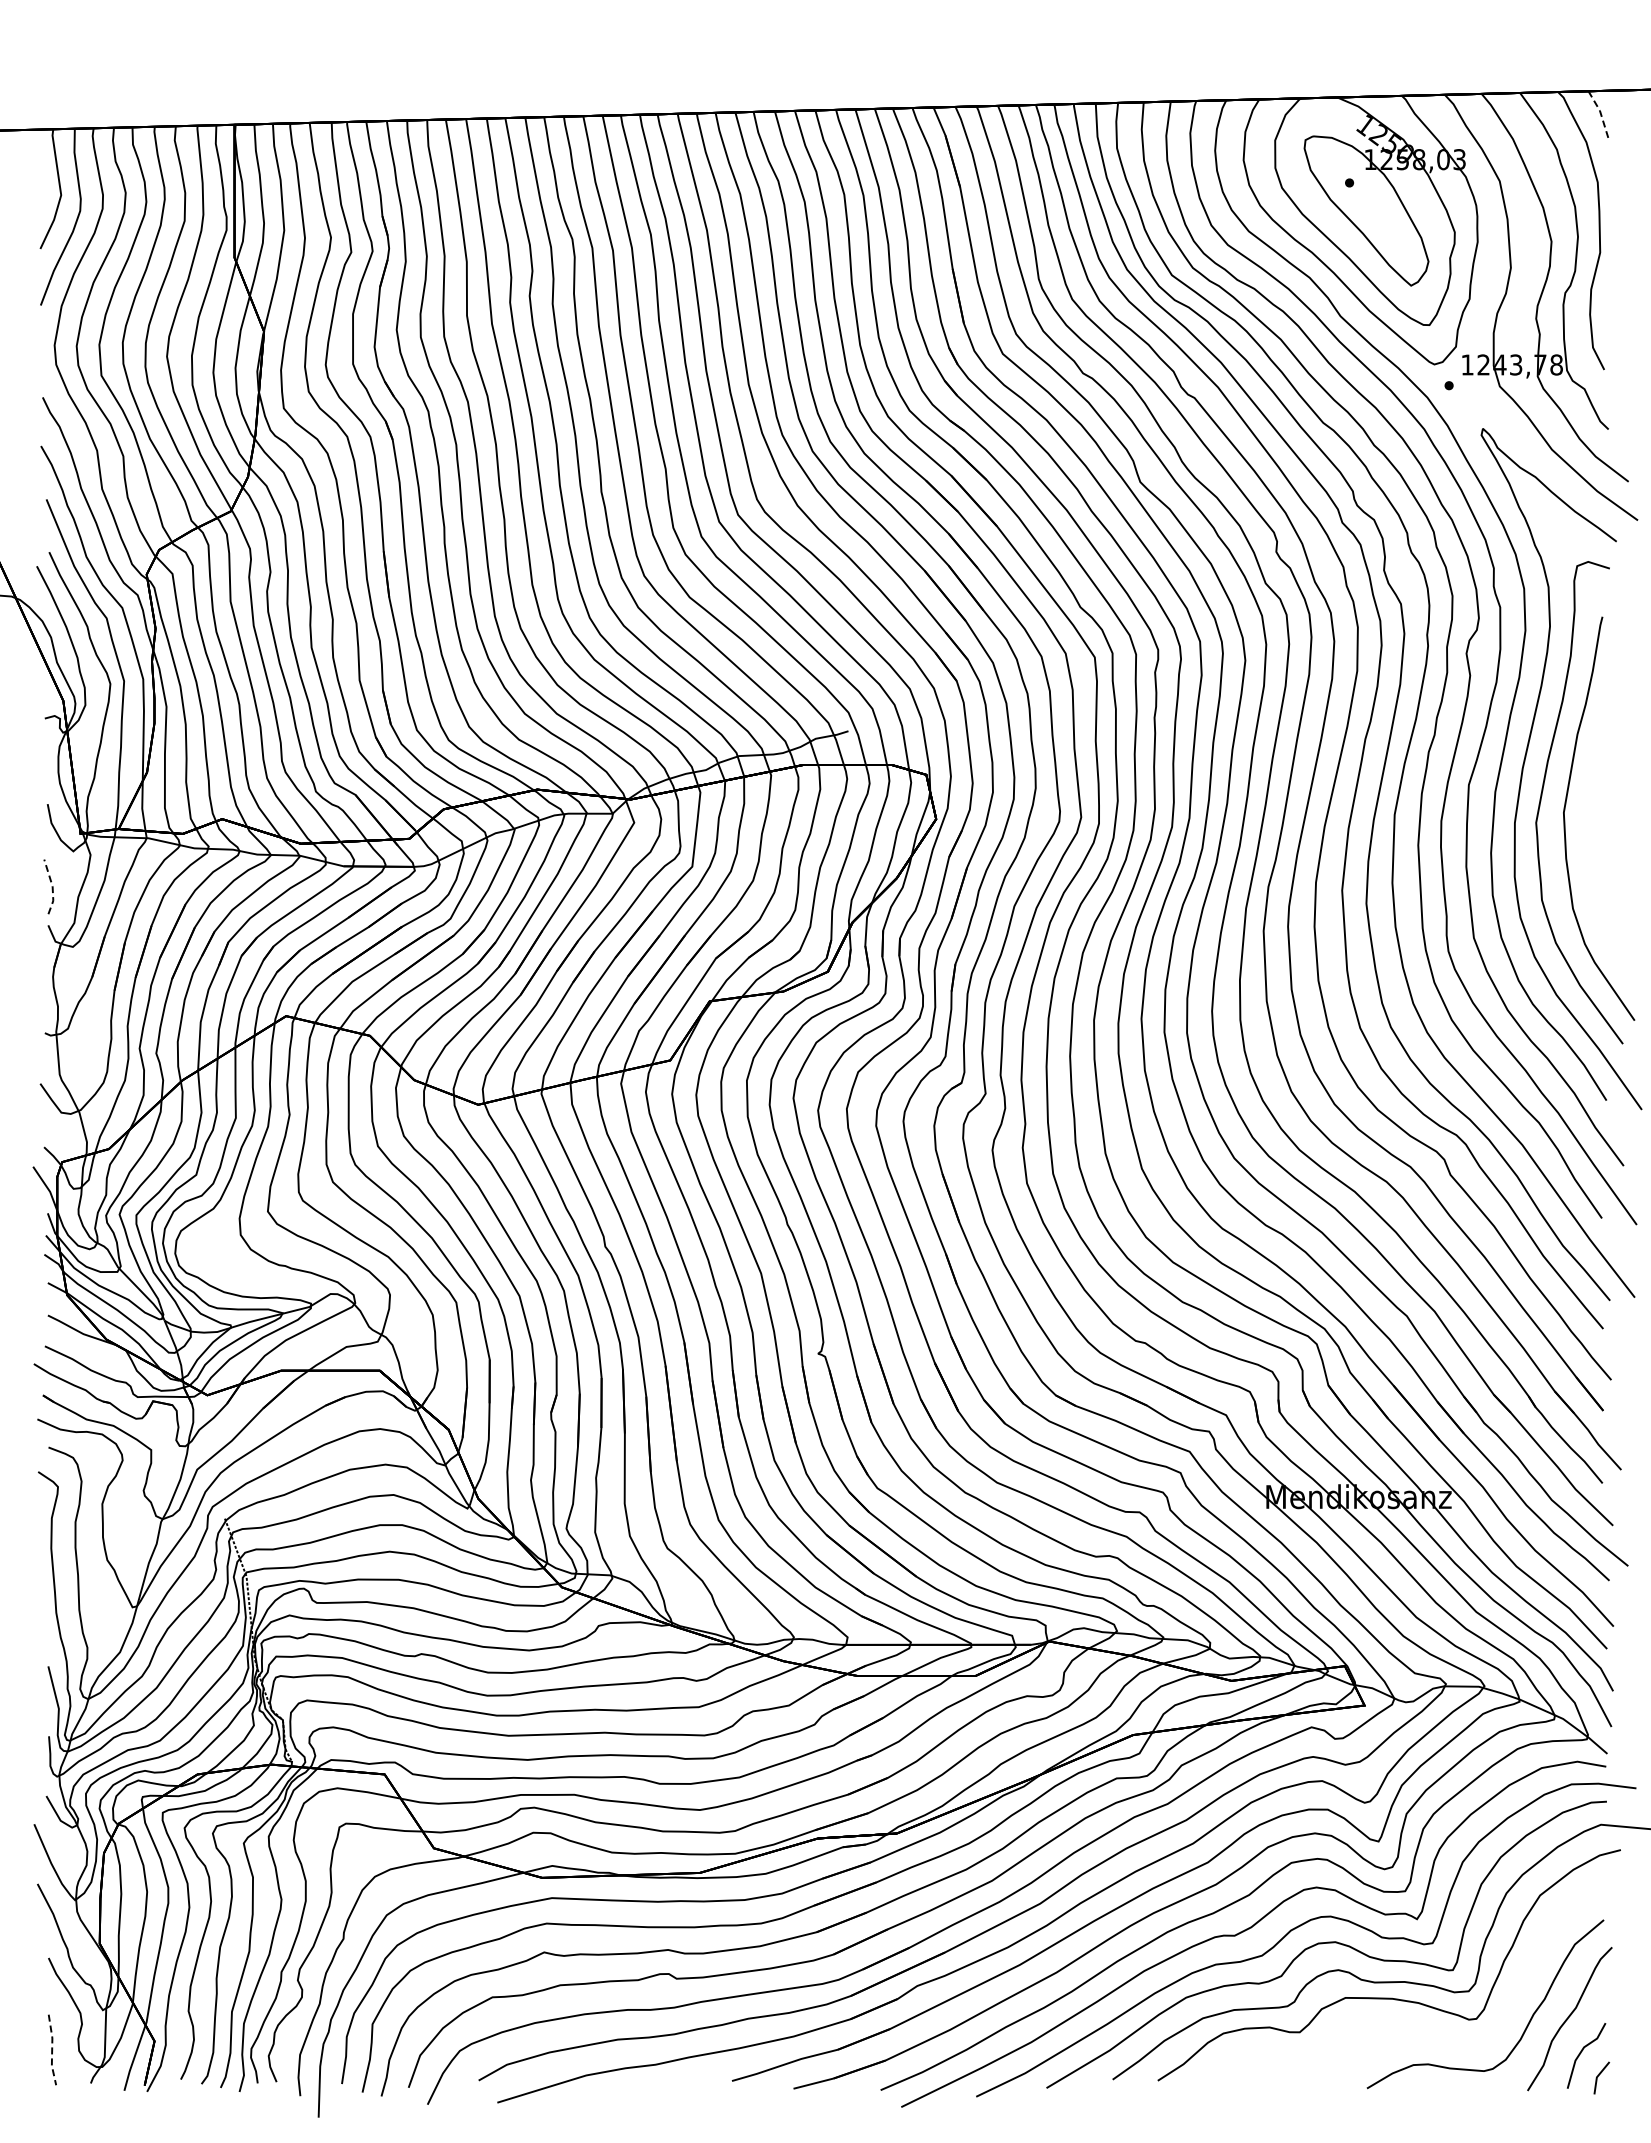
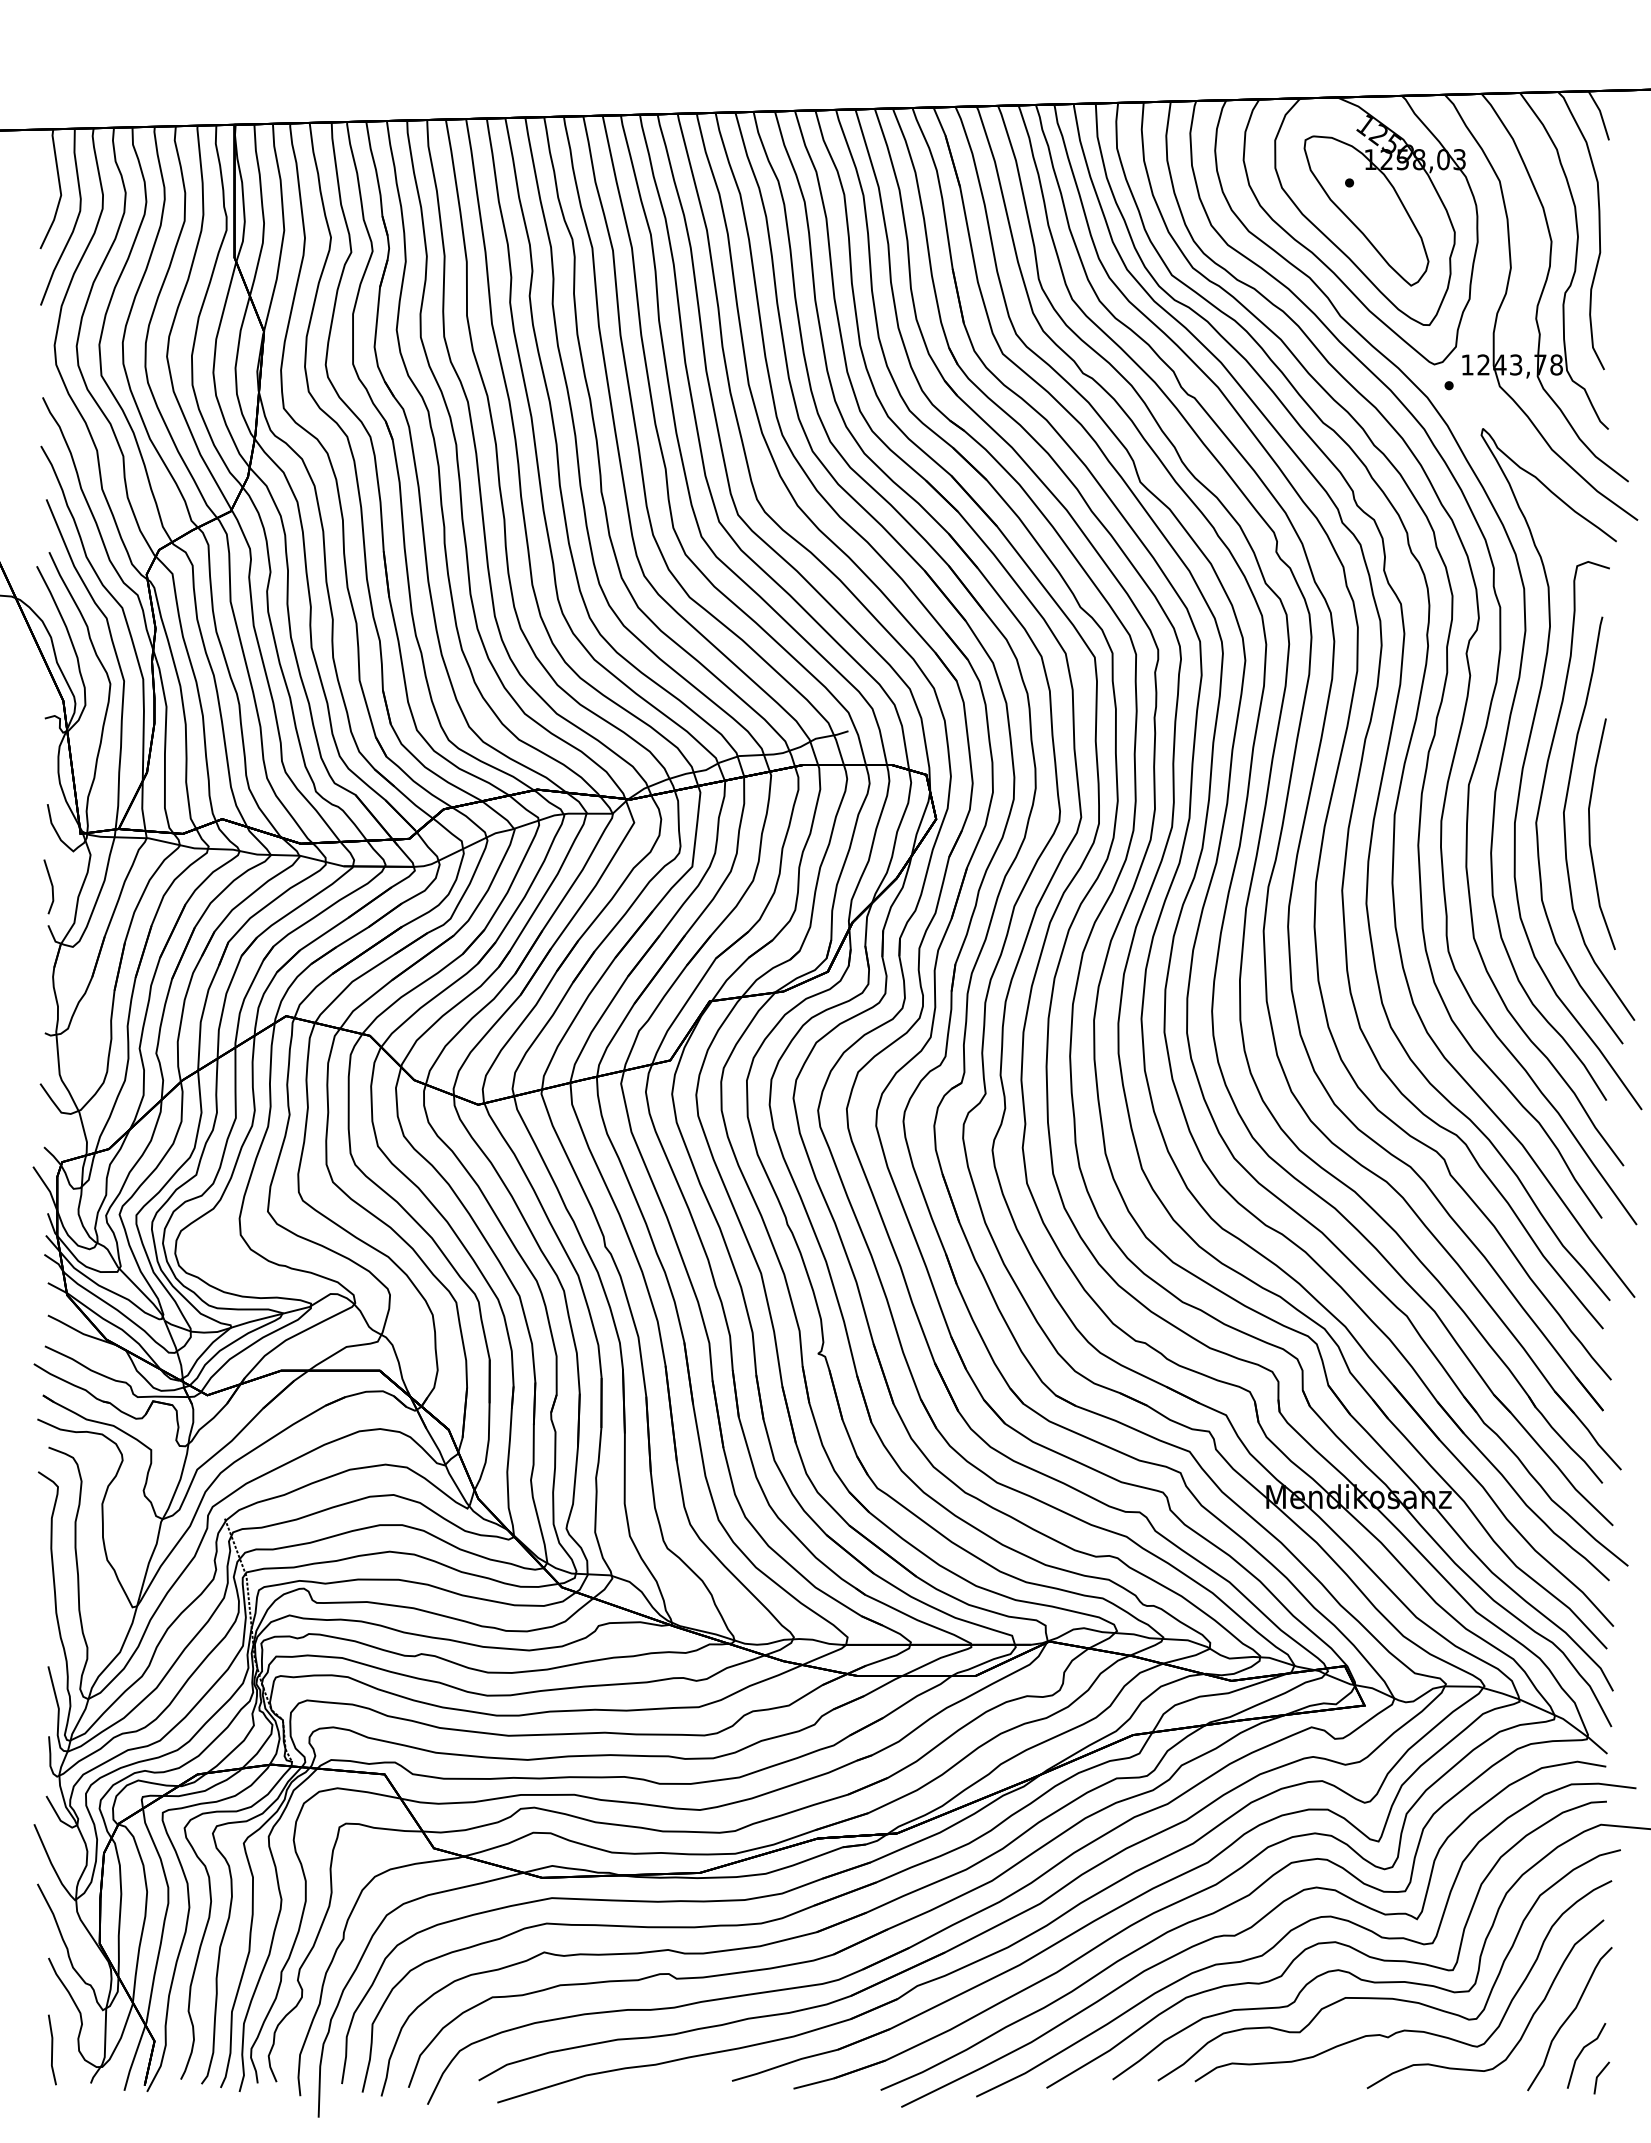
line: dashed -> solid (1601, 114)
curve: none -> present (1590, 833)
line: dashed -> solid (52, 886)
curve: none -> present (1403, 2029)
line: dashed -> solid (52, 2050)
